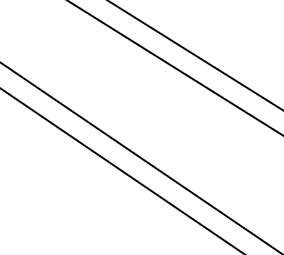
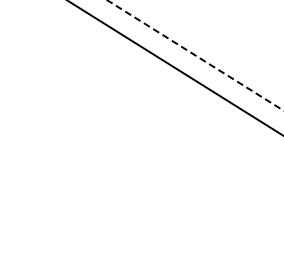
line: solid -> dashed (195, 55)
line: present -> none (140, 157)
line: present -> none (121, 170)
